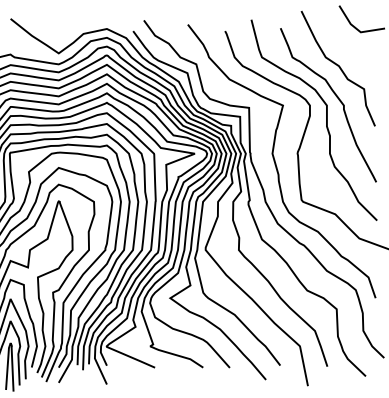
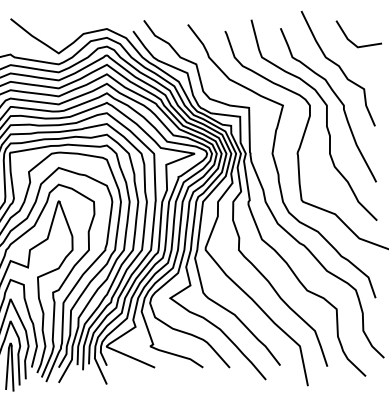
line position: (354, 25) -> (351, 40) (351, 40)
